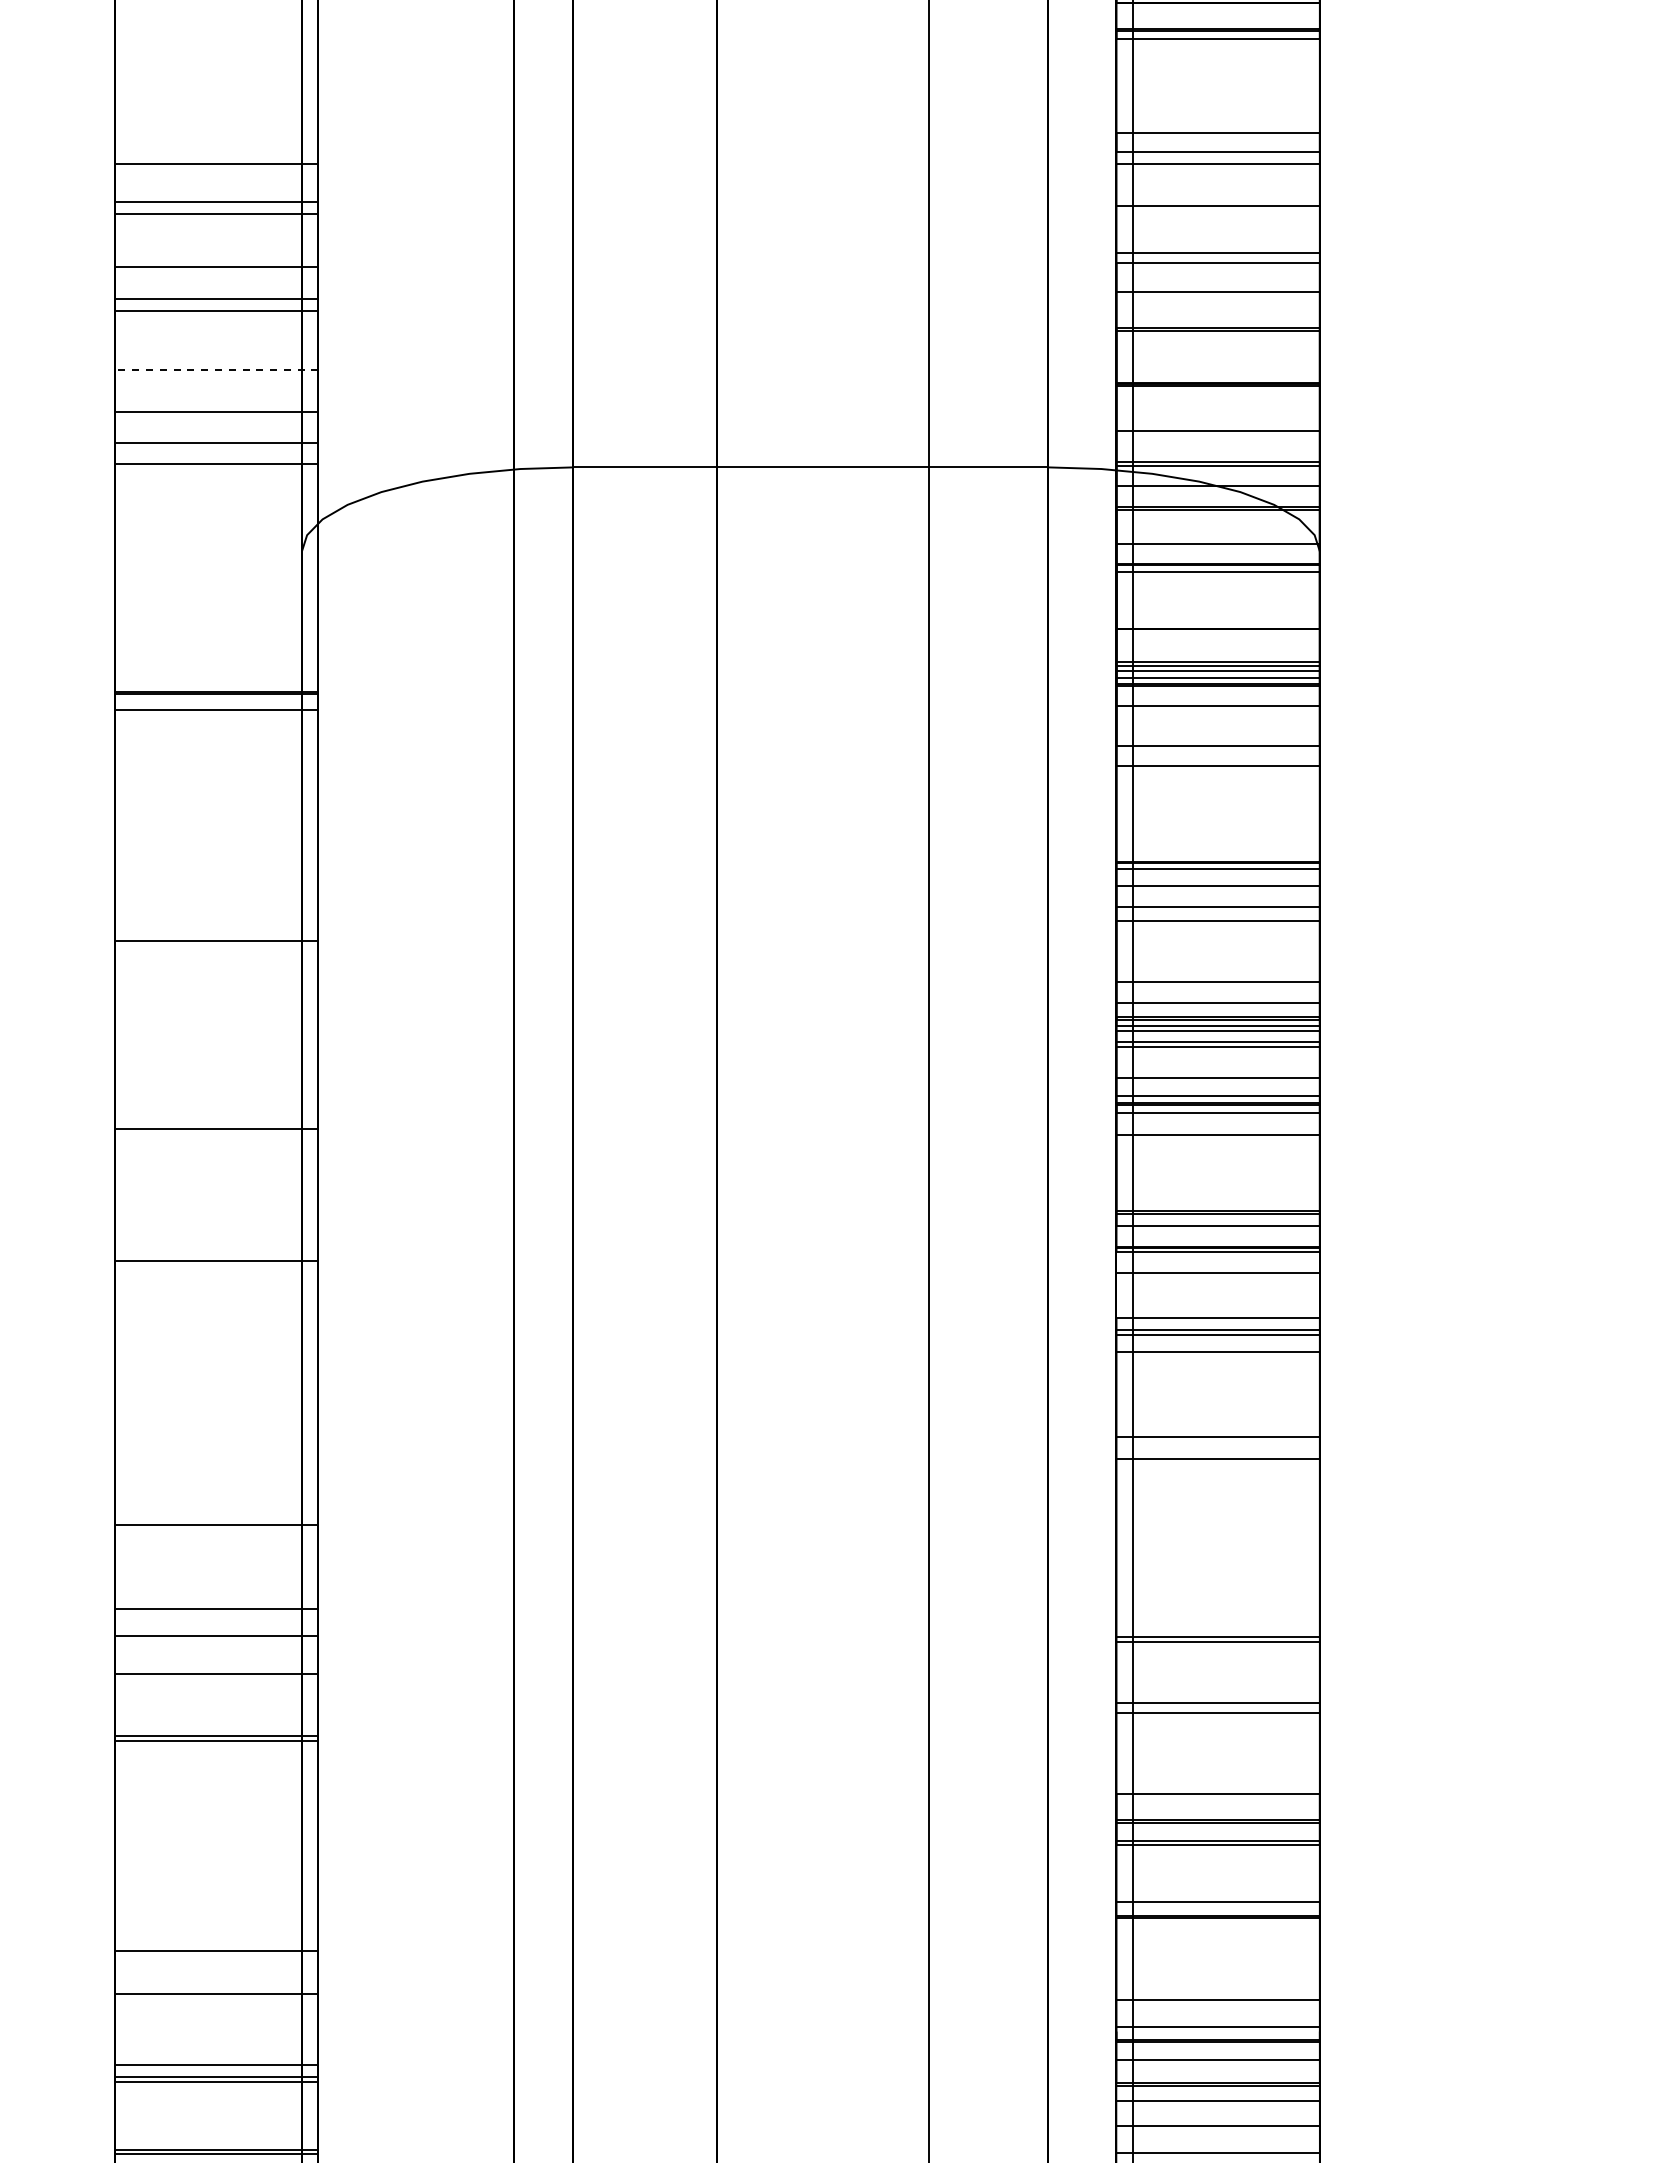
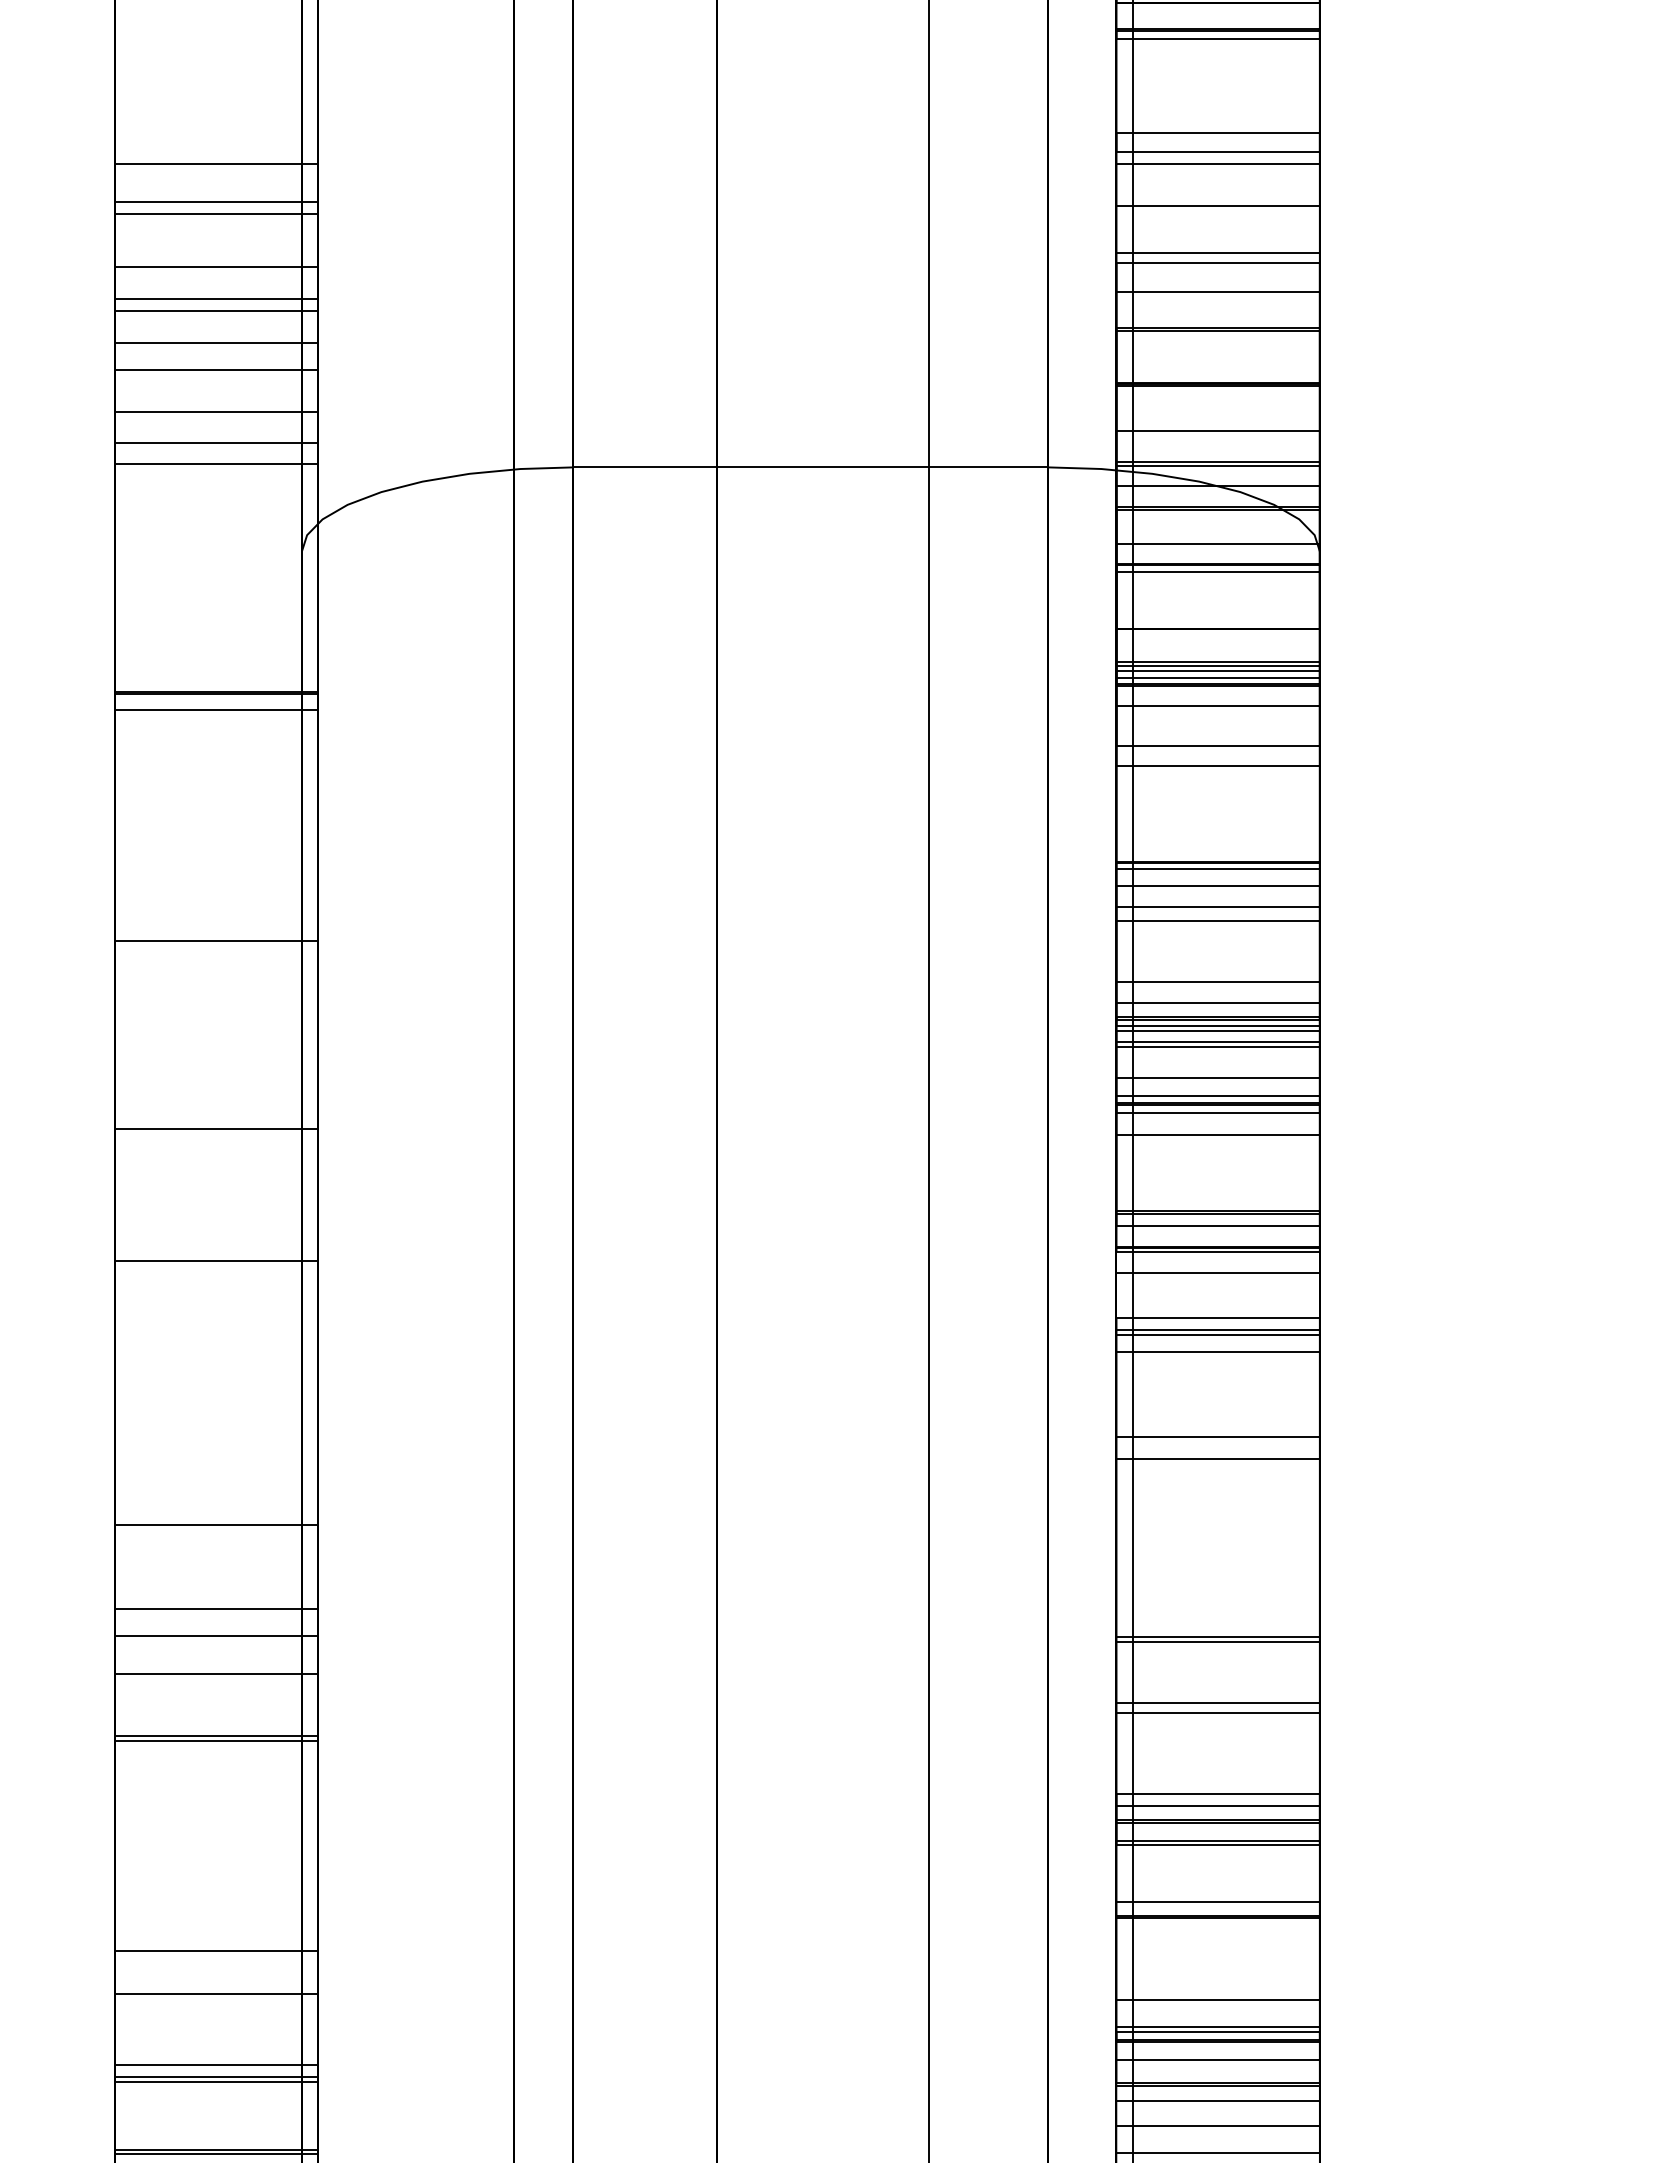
line: none -> present (216, 343)
line: dashed -> solid (216, 370)
line: none -> present (1217, 1805)
line: none -> present (1217, 2031)
